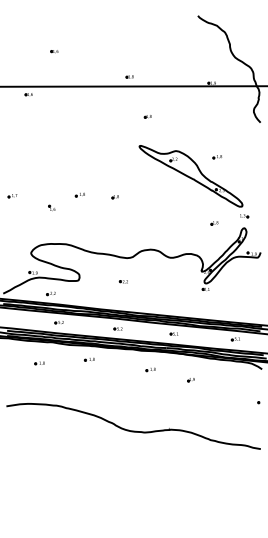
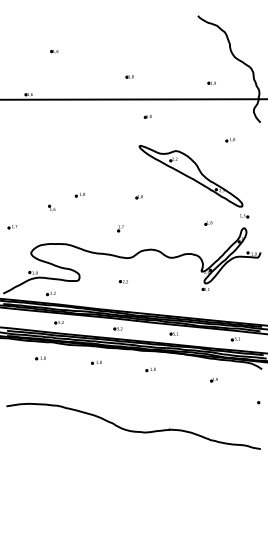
line position: (133, 86) -> (133, 99) (133, 99)
part position: (217, 157) -> (230, 140) (230, 140)
part position: (12, 196) -> (12, 227) (12, 227)
part position: (114, 197) -> (138, 197) (138, 197)
part position: (214, 223) -> (208, 223) (208, 223)
part: none -> present (120, 228)
part position: (88, 359) -> (95, 362) (95, 362)
part position: (39, 363) -> (40, 358) (40, 358)
part position: (190, 380) -> (213, 380) (213, 380)
